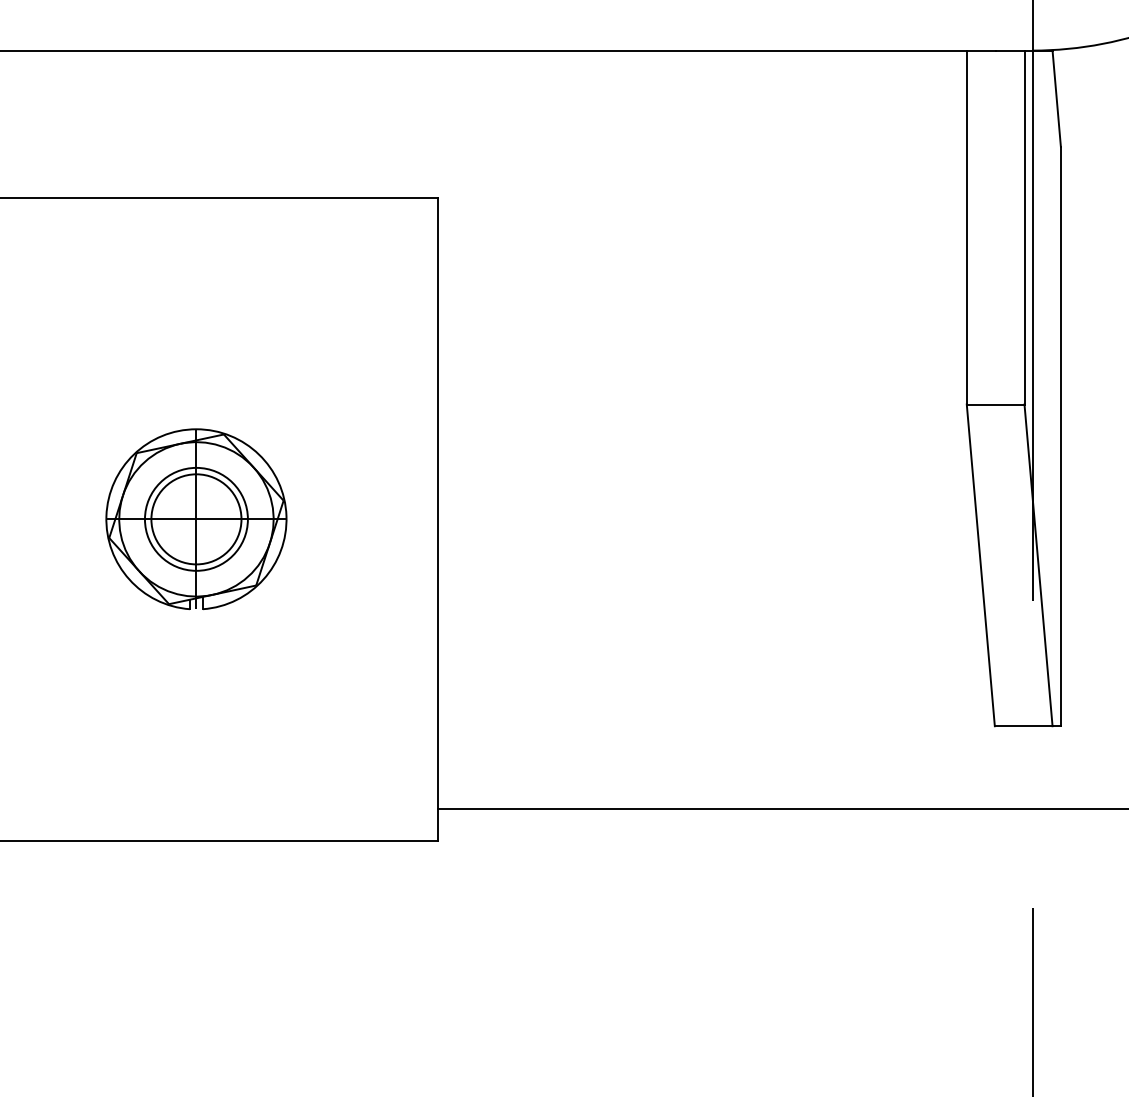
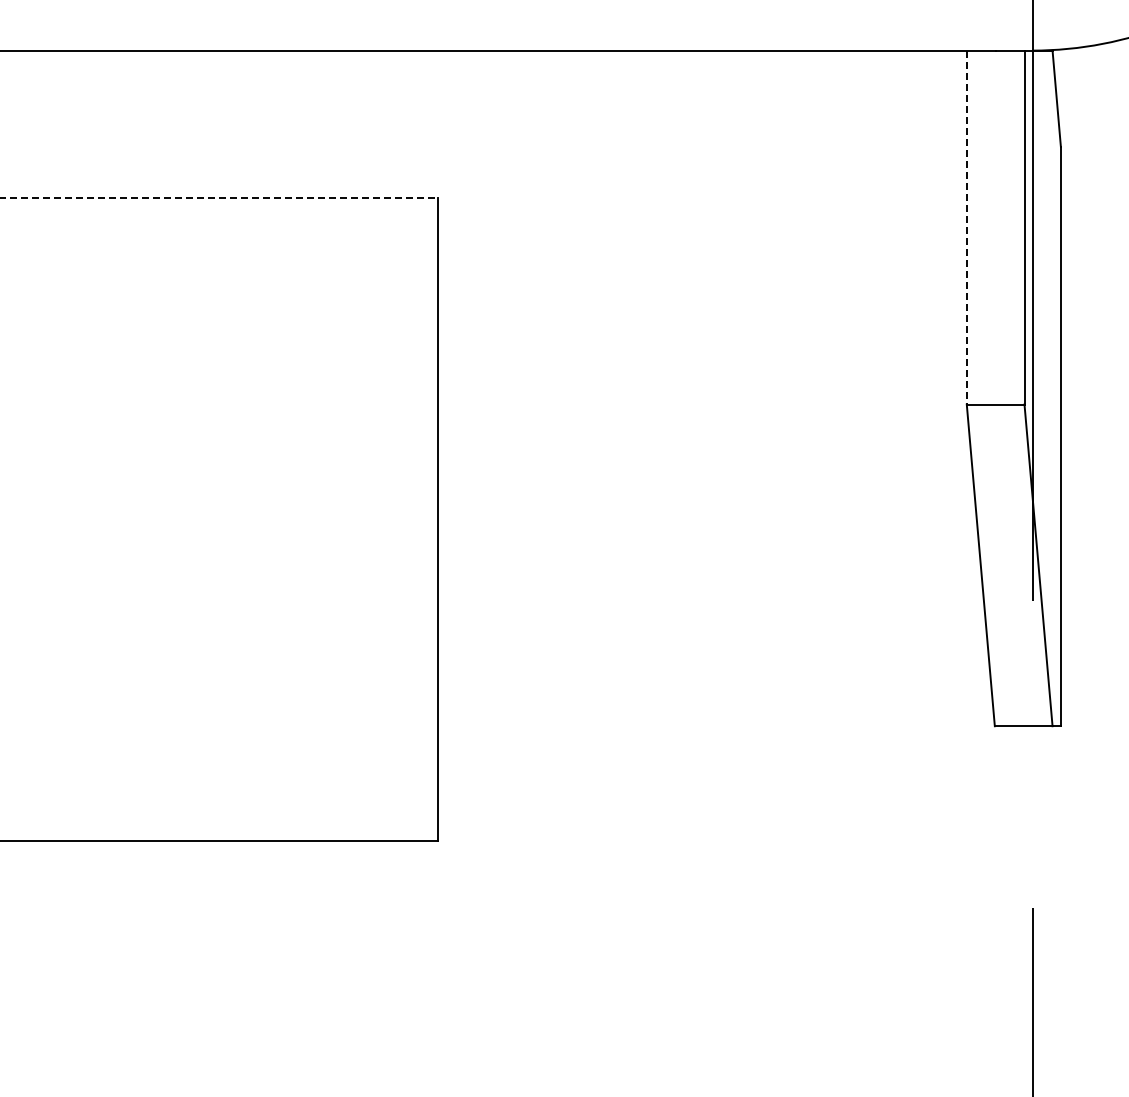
line: solid -> dashed (218, 197)
line: solid -> dashed (966, 227)
part: present -> none (196, 519)
line: present -> none (781, 808)
